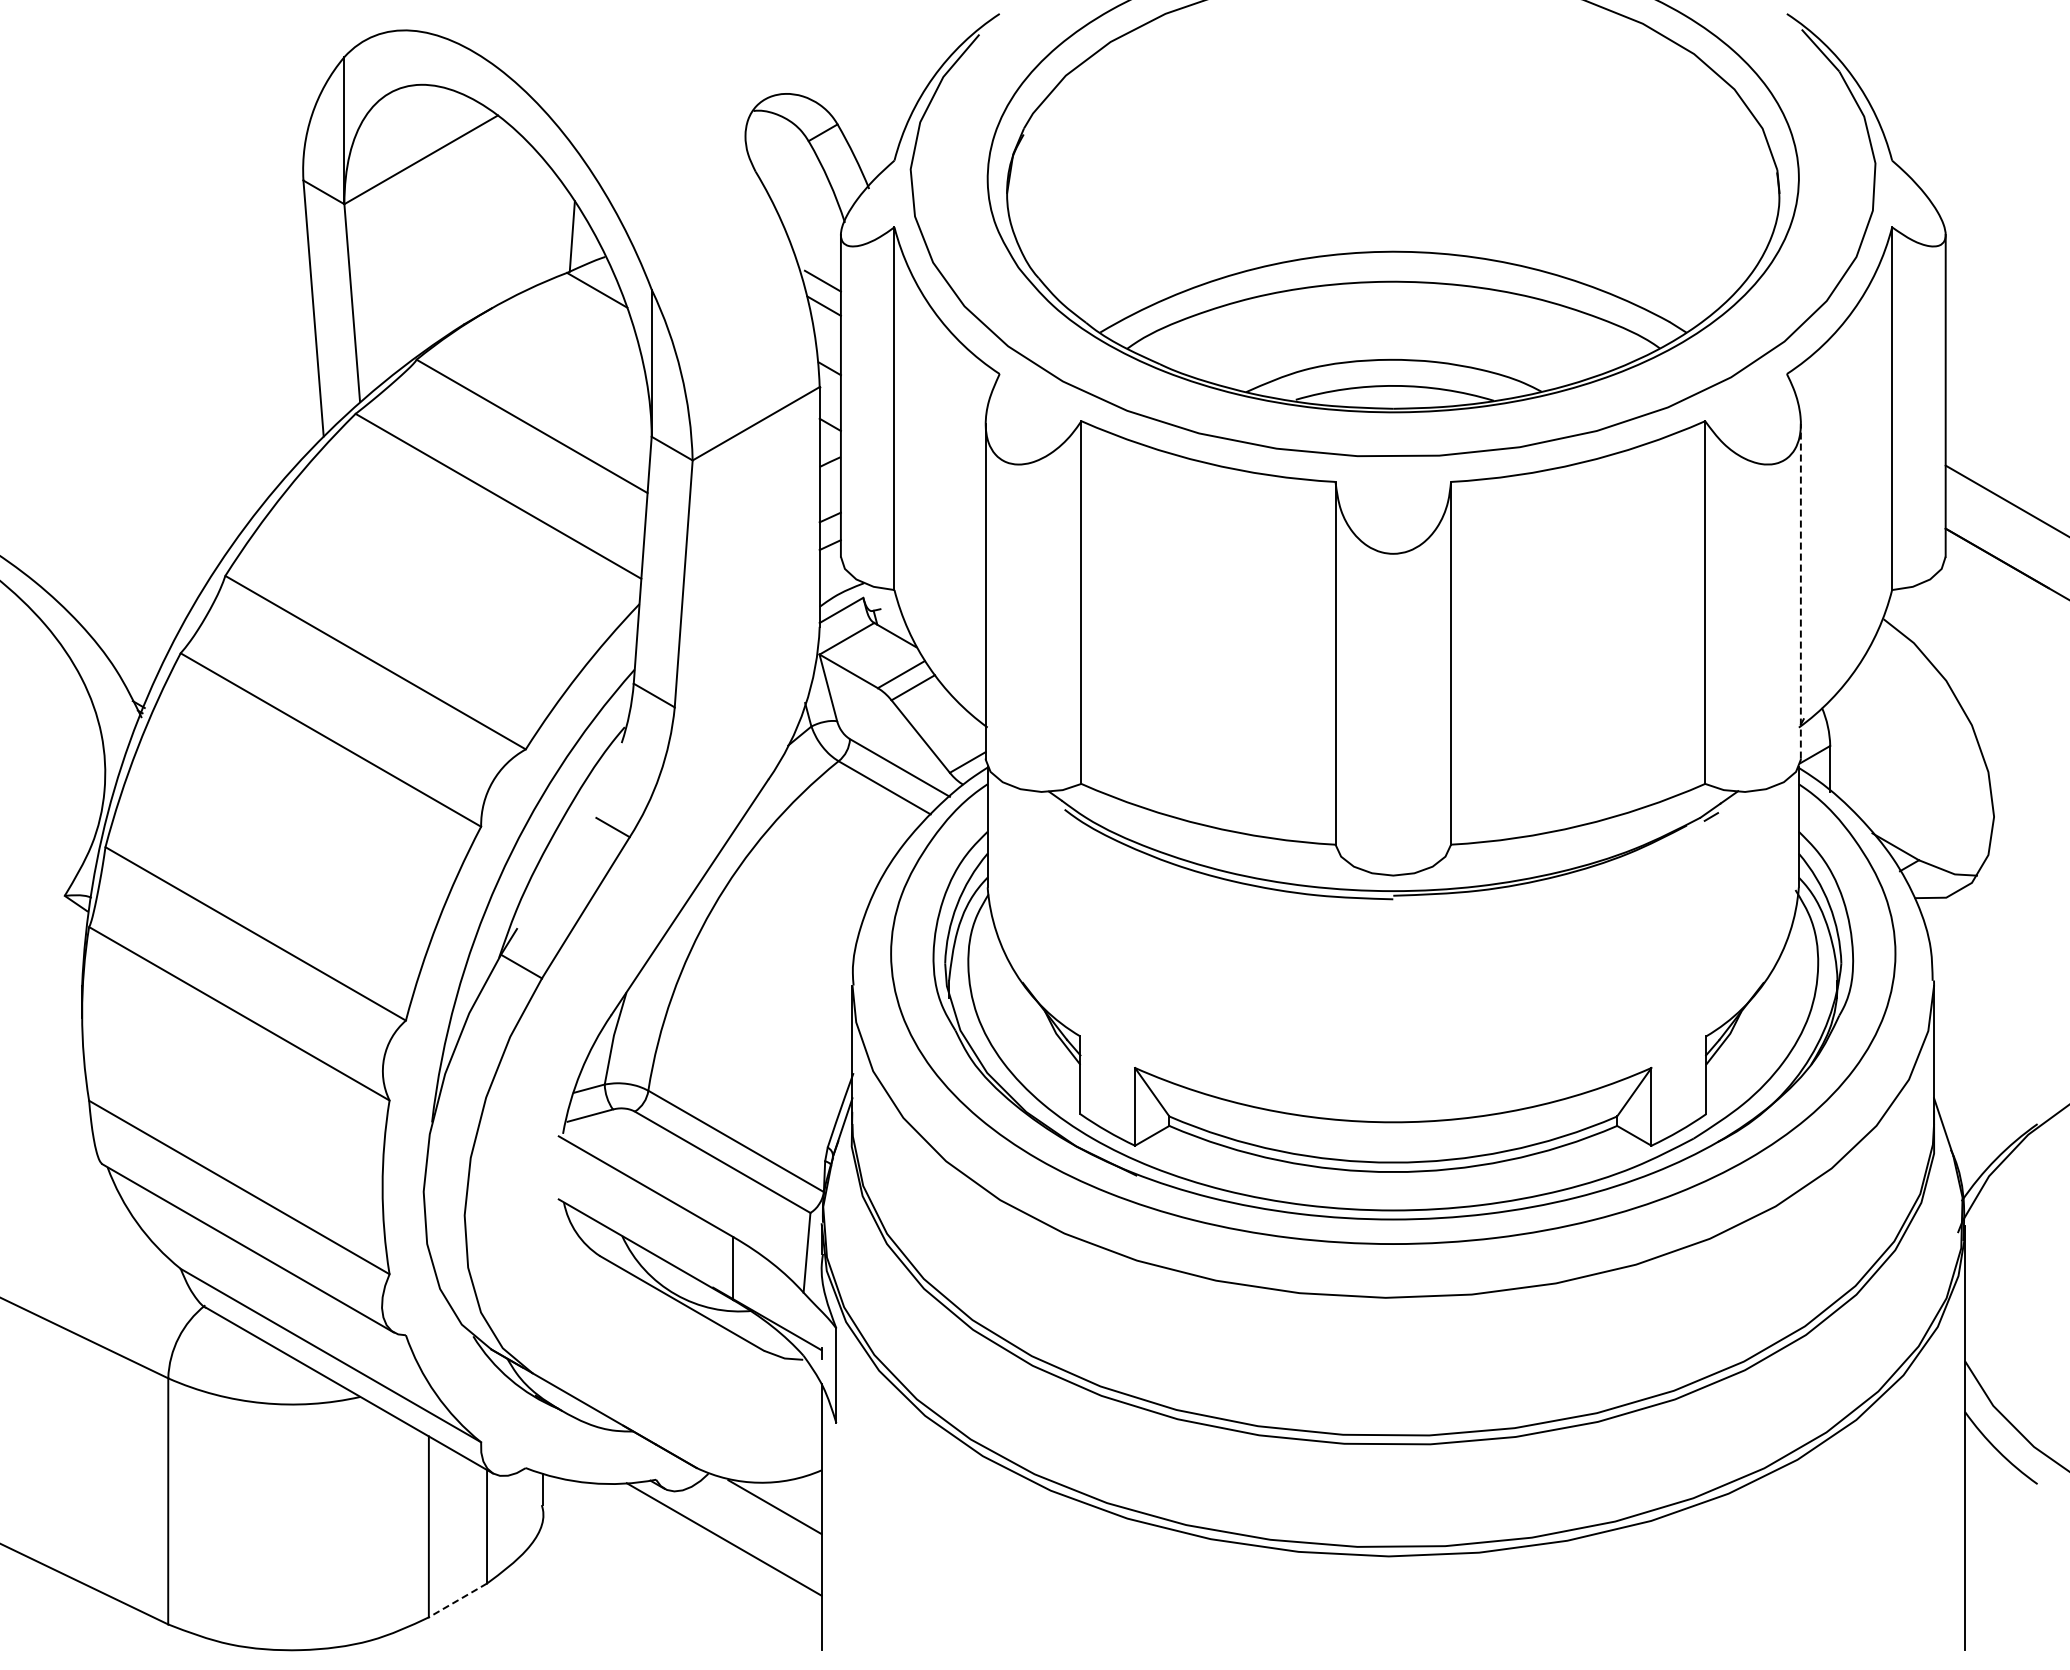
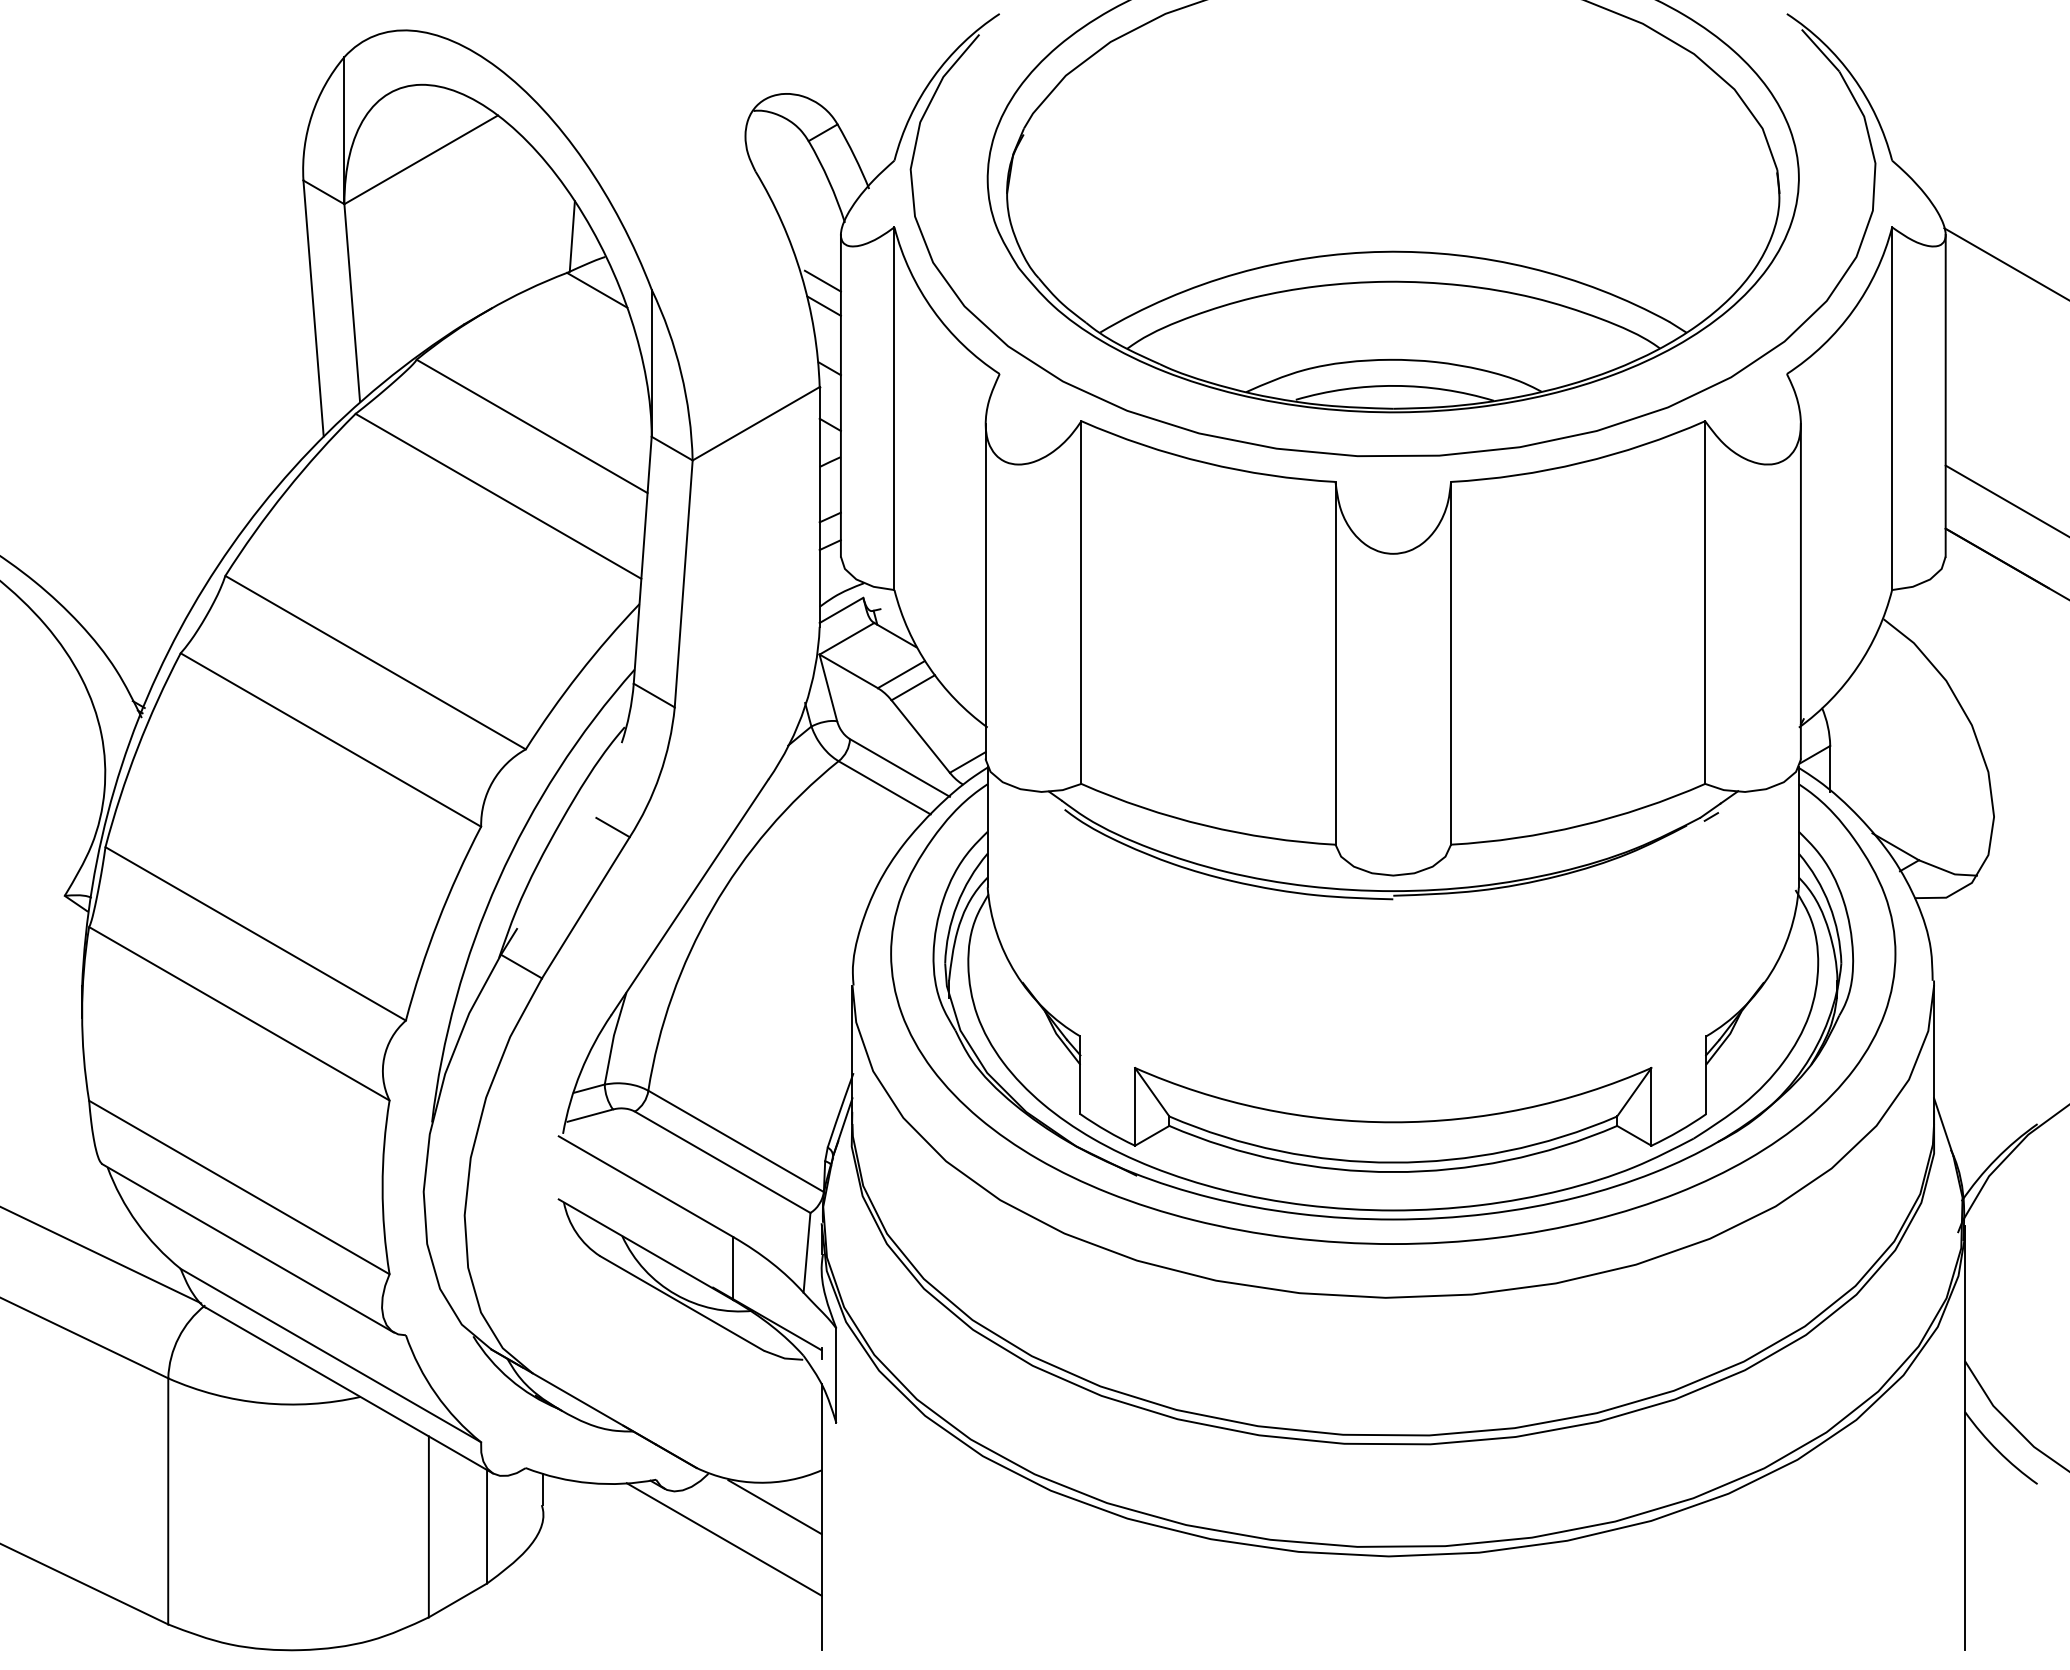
line: none -> present (2005, 263)
line: dashed -> solid (1800, 590)
line: none -> present (101, 1255)
line: dashed -> solid (457, 1600)
